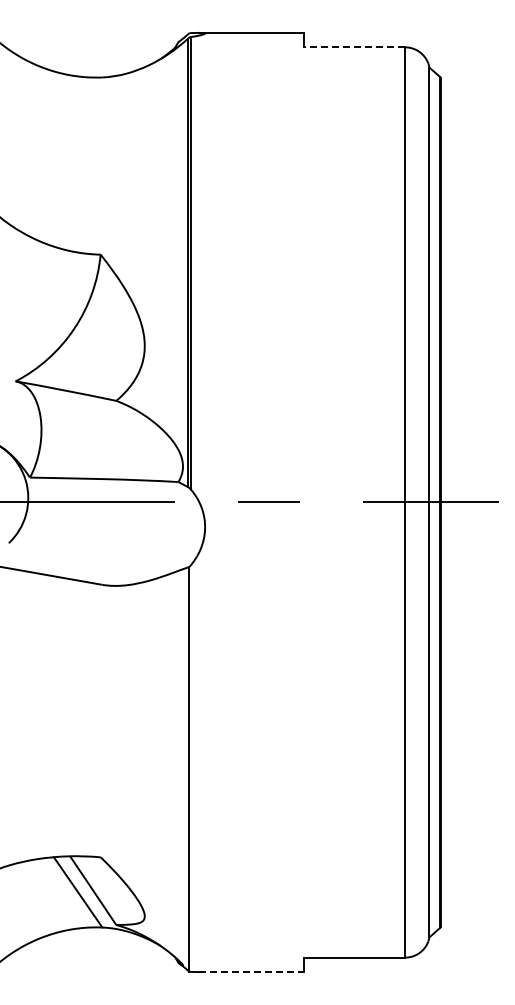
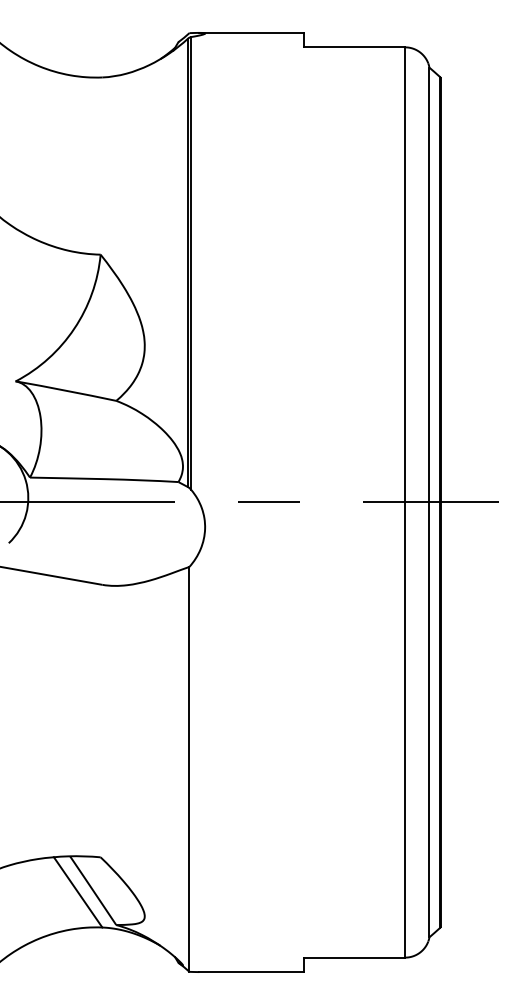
line: dashed -> solid (354, 47)
line: dashed -> solid (252, 972)
